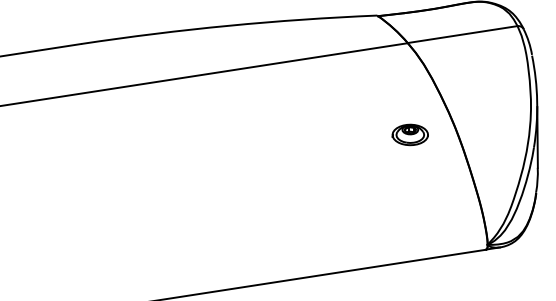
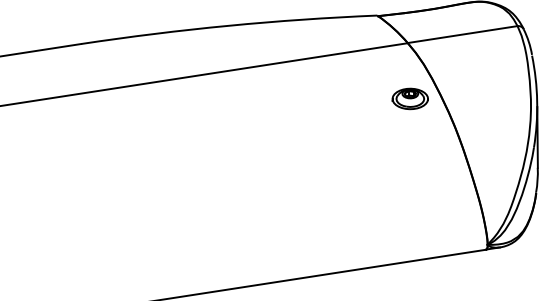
part position: (409, 134) -> (409, 98) (409, 98)
